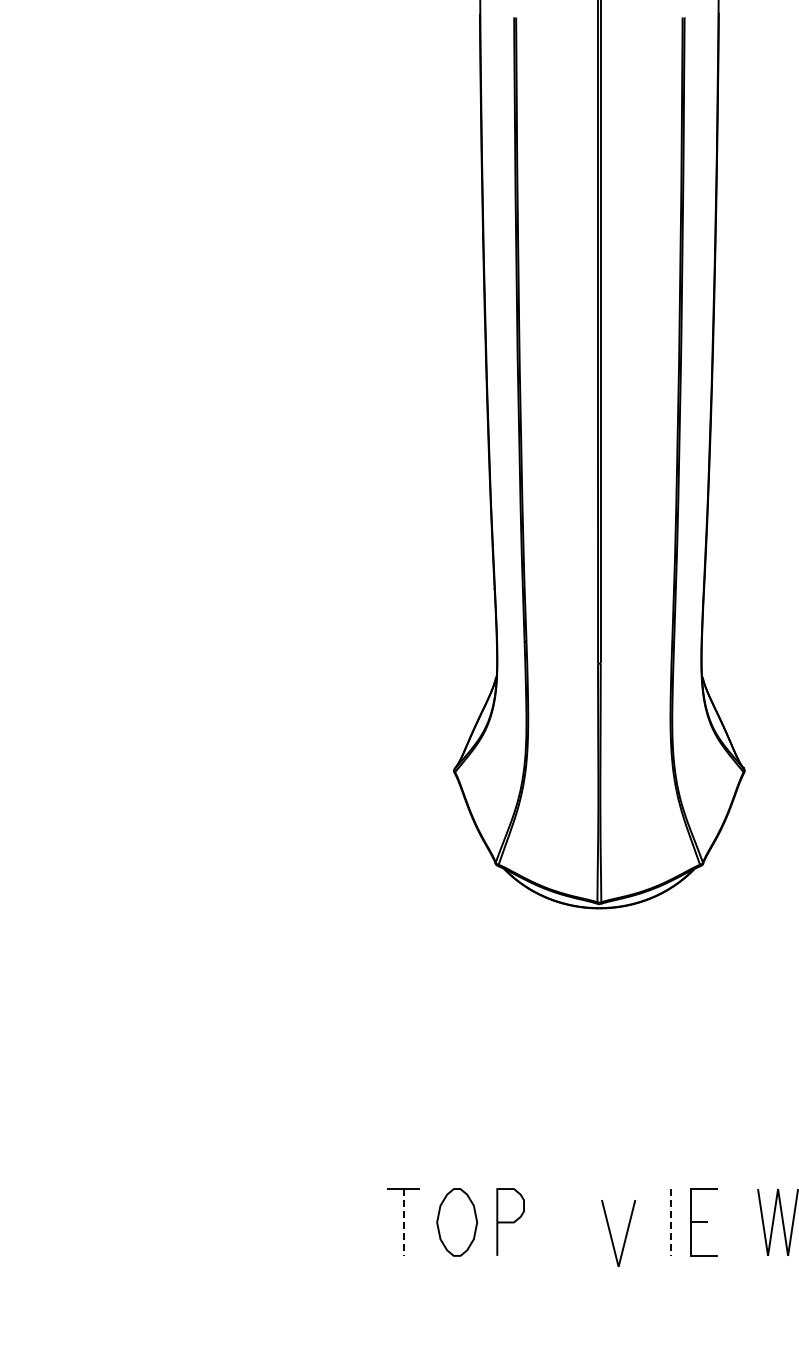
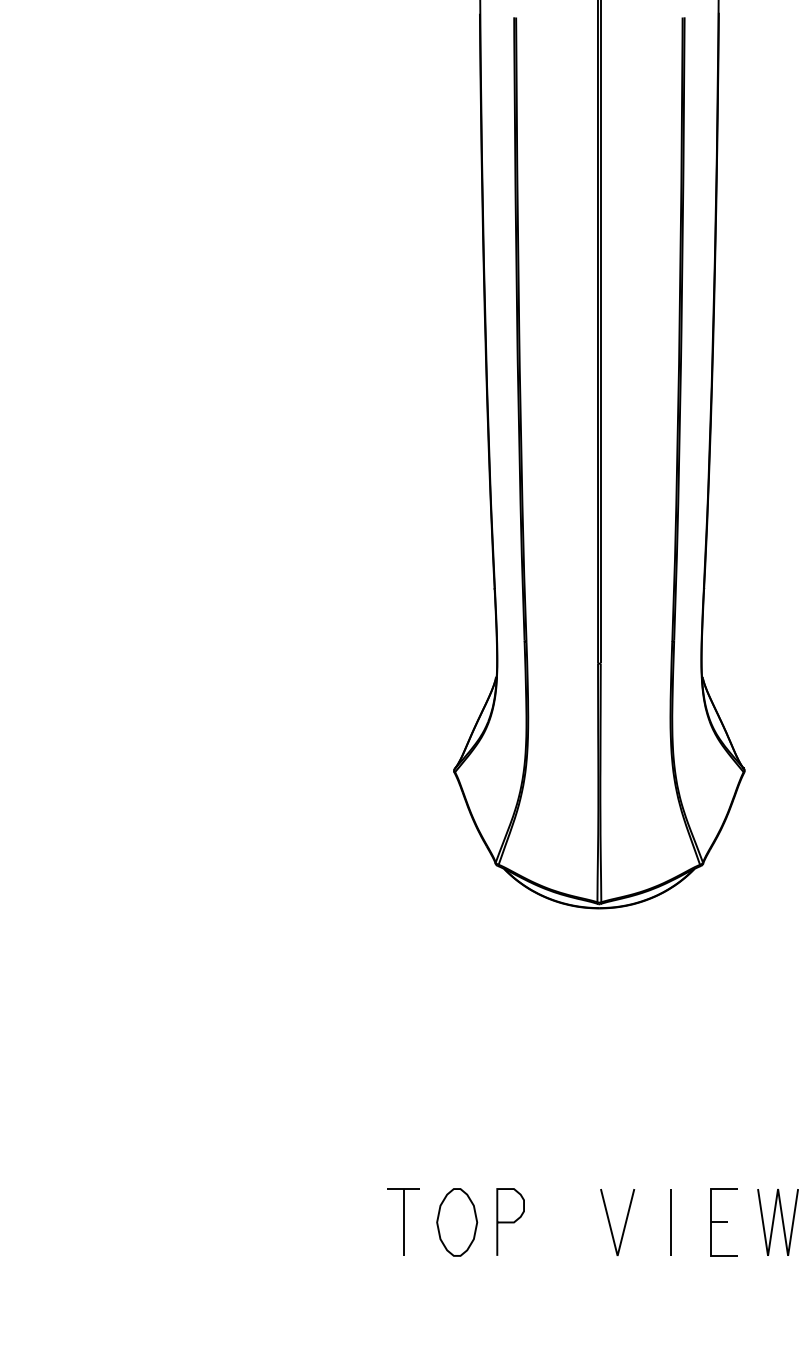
line: dashed -> solid (403, 1222)
line: dashed -> solid (671, 1222)
part position: (703, 1222) -> (723, 1222) (723, 1222)
line position: (611, 1233) -> (610, 1222) (610, 1222)
